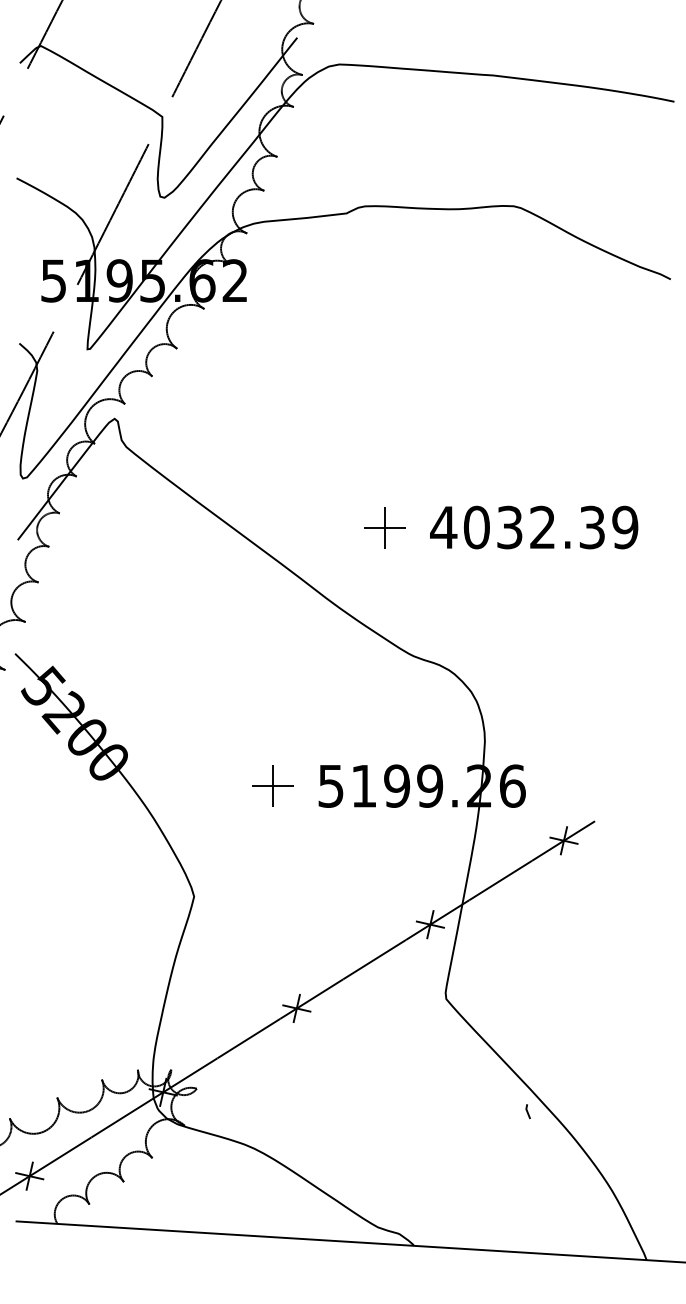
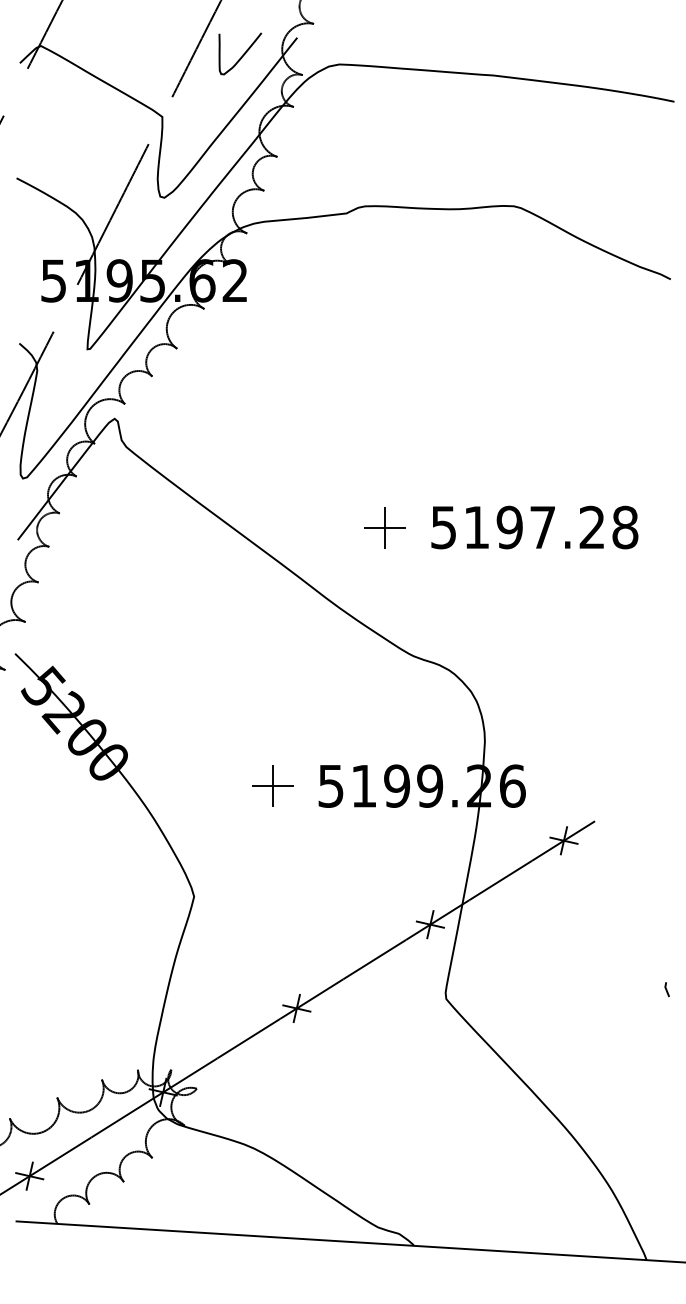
curve: none -> present (242, 54)
text: 4032.39 -> 5197.28 (534, 527)
line position: (527, 1111) -> (666, 989) (666, 989)
